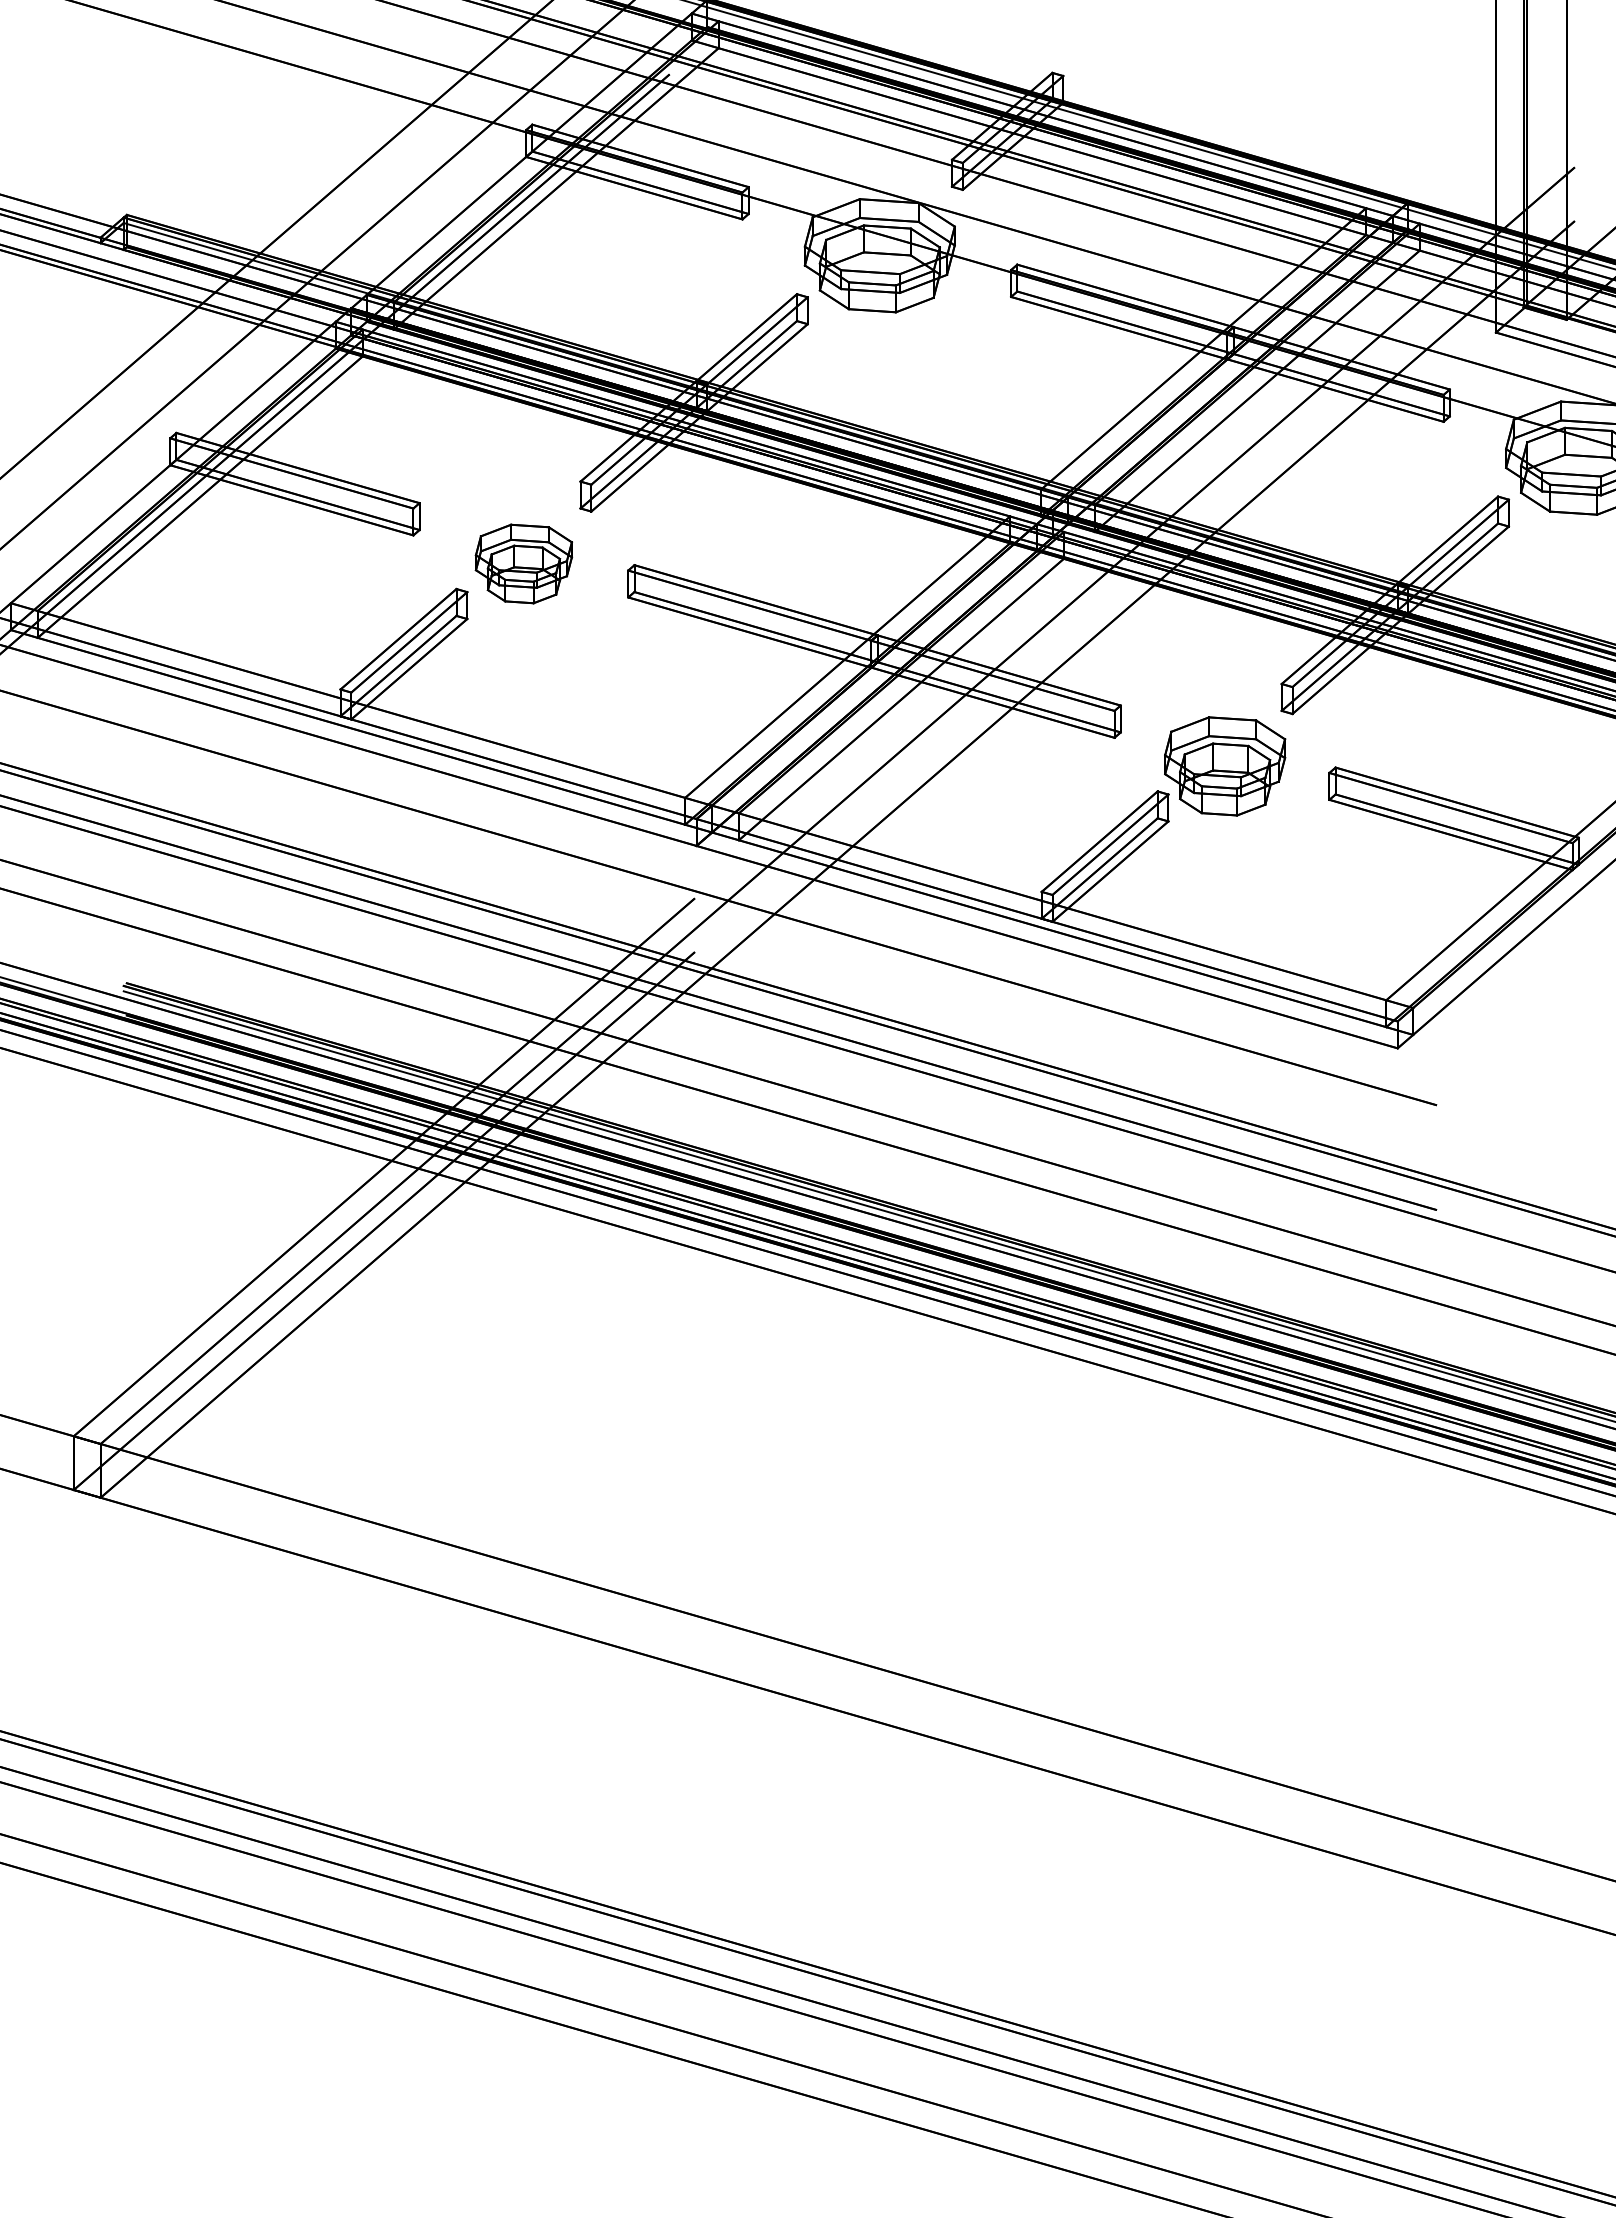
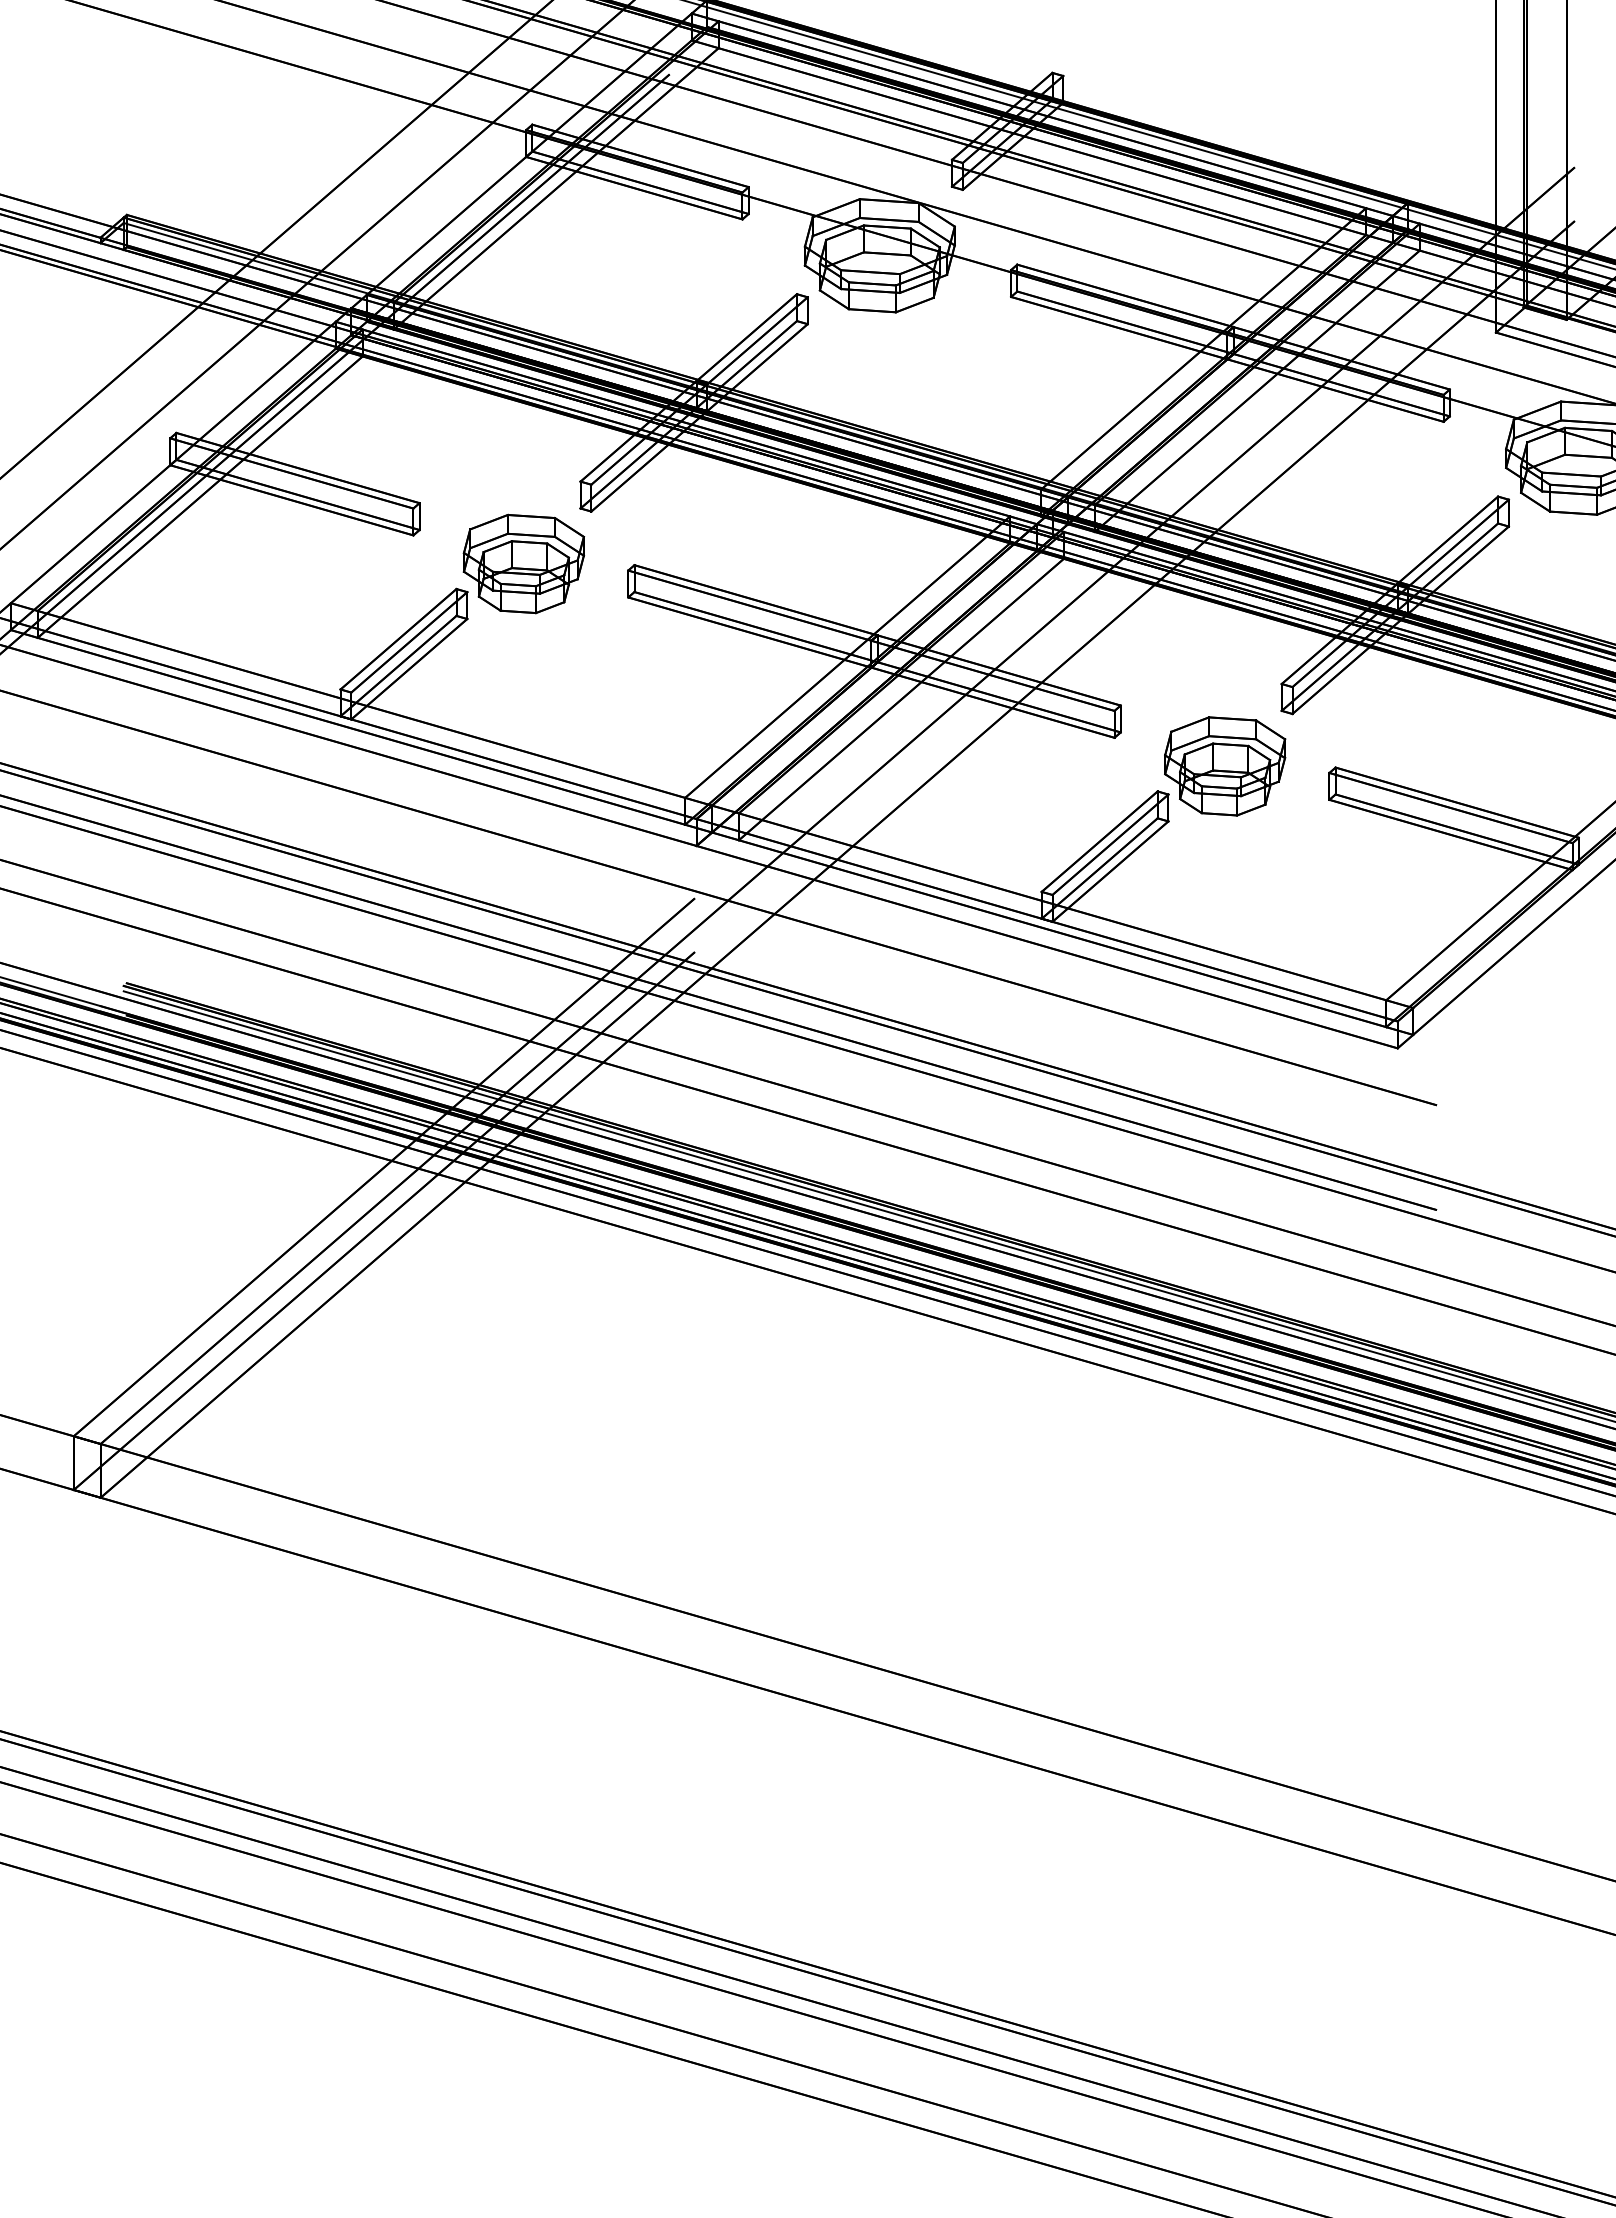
part size: 100x82 px -> 124x102 px (523, 563)
